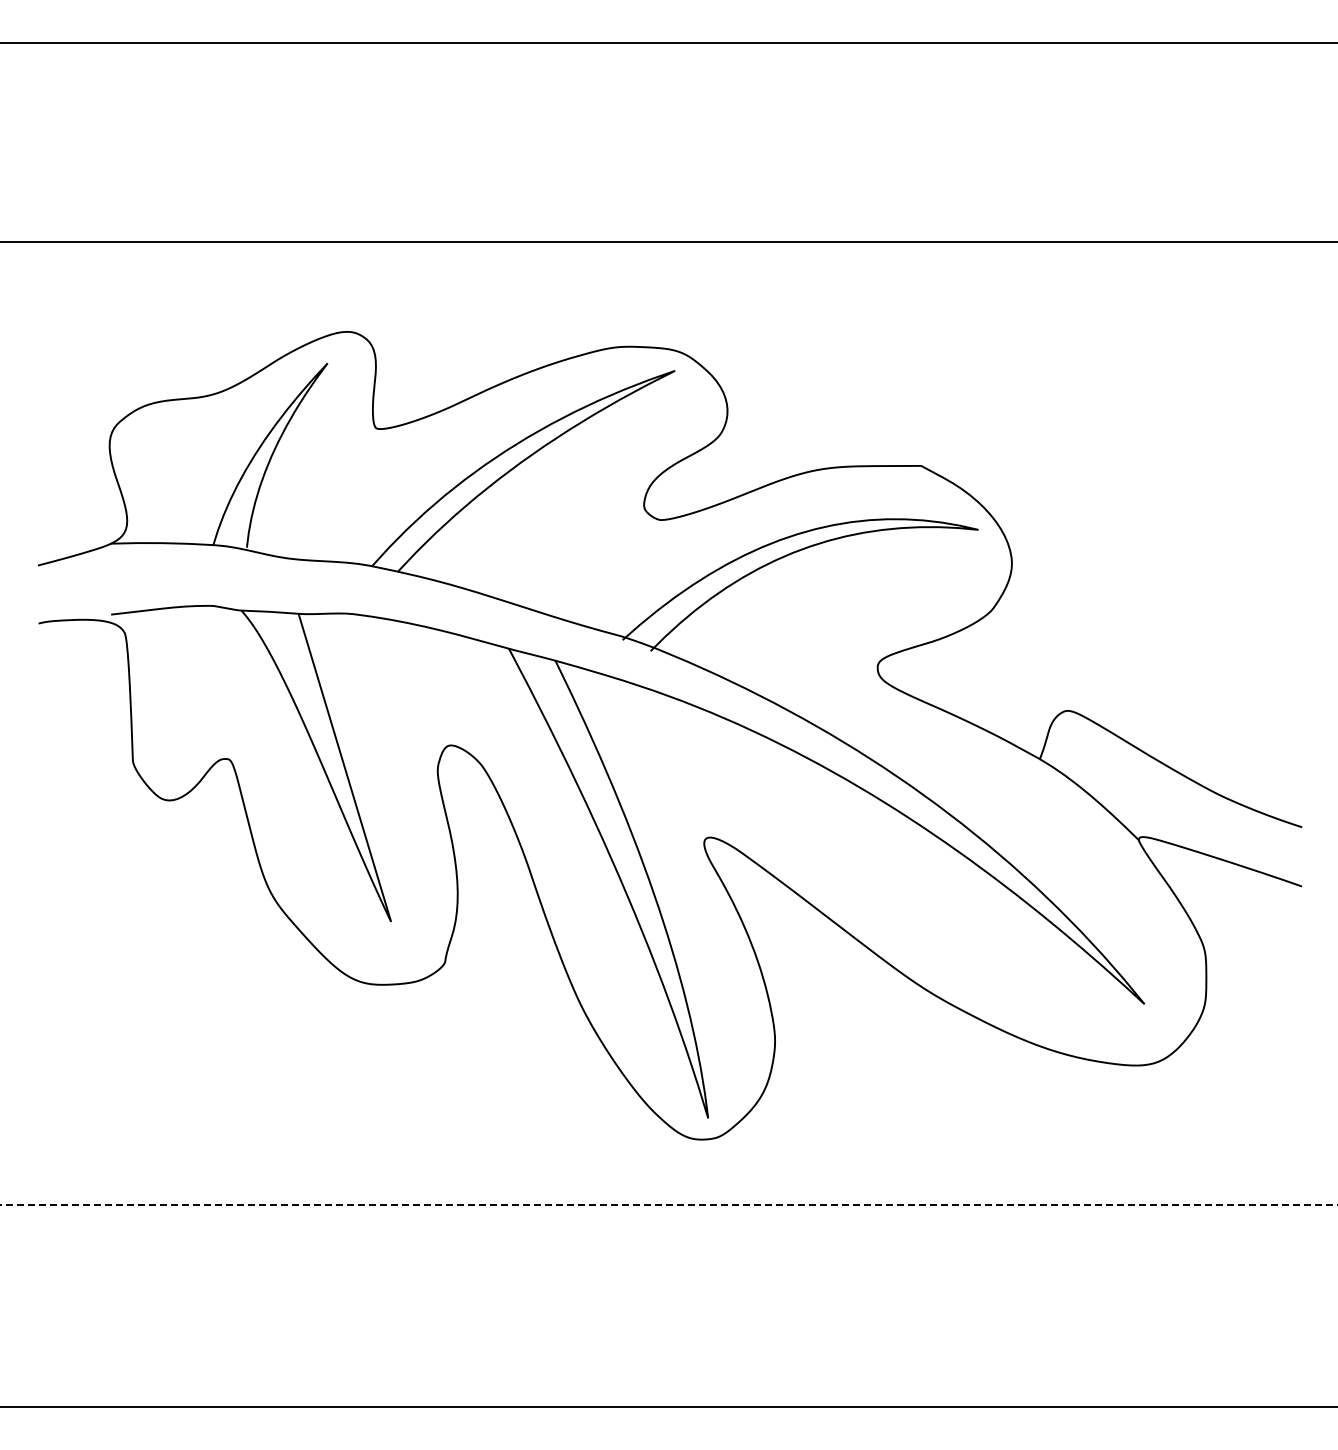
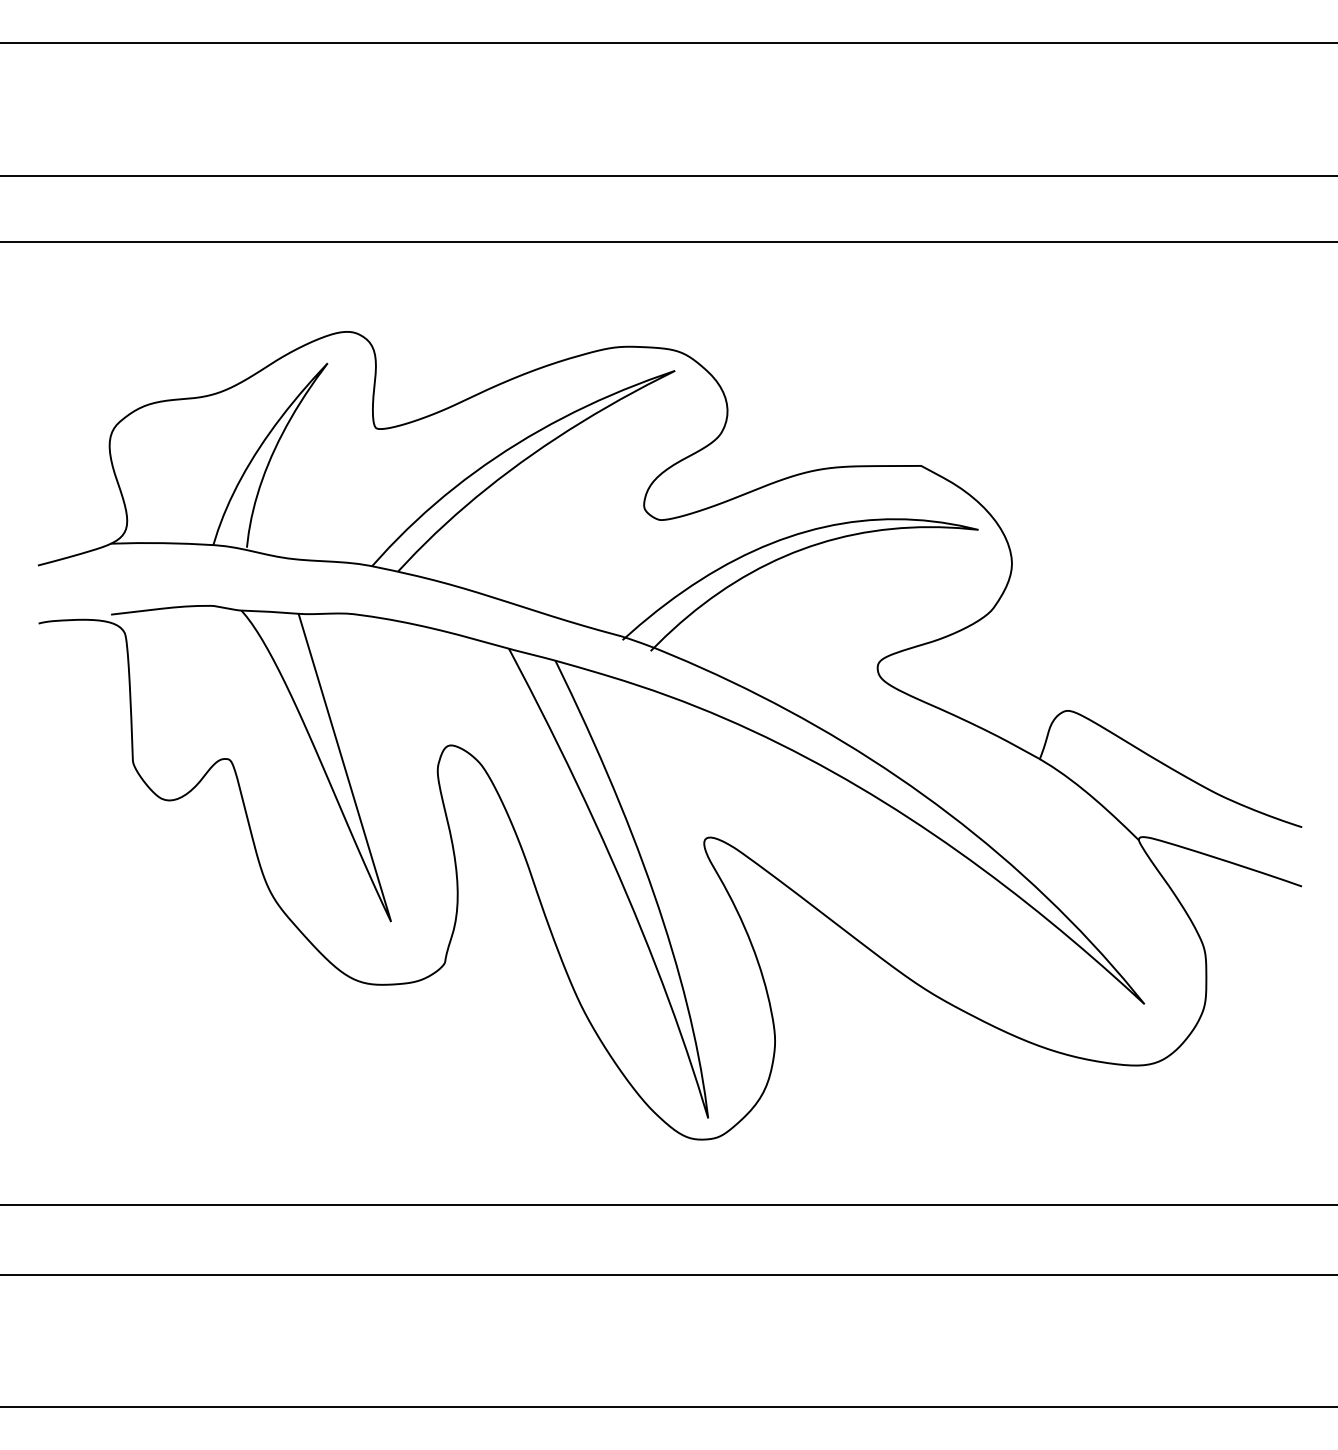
line: none -> present (668, 175)
line: dashed -> solid (669, 1204)
line: none -> present (668, 1274)
